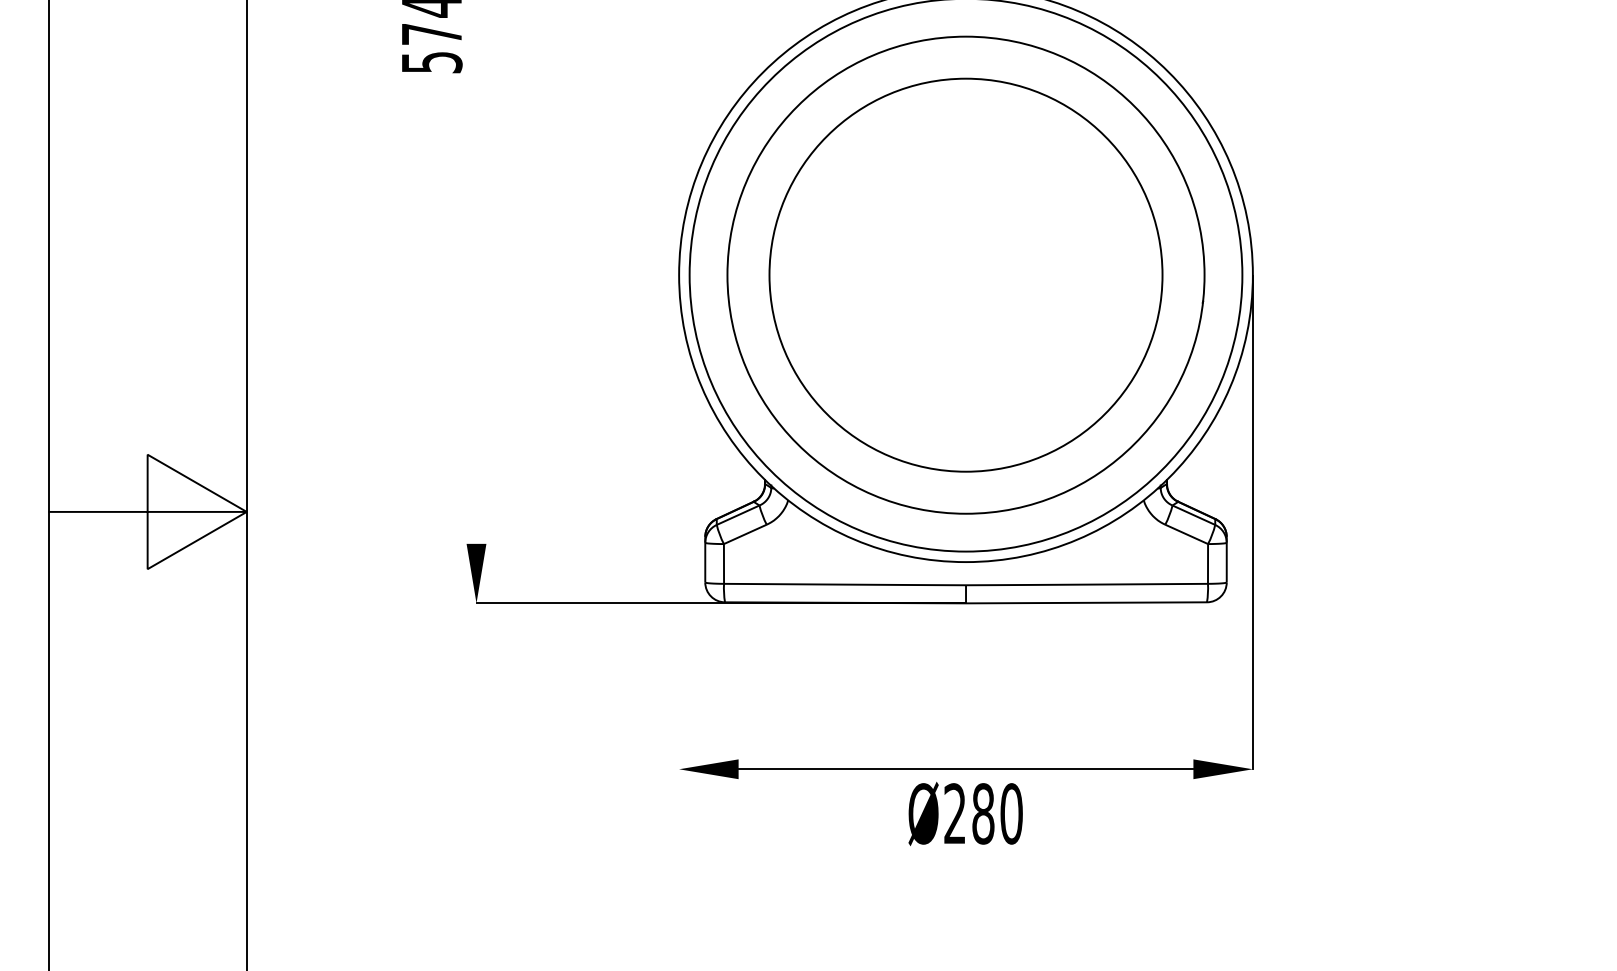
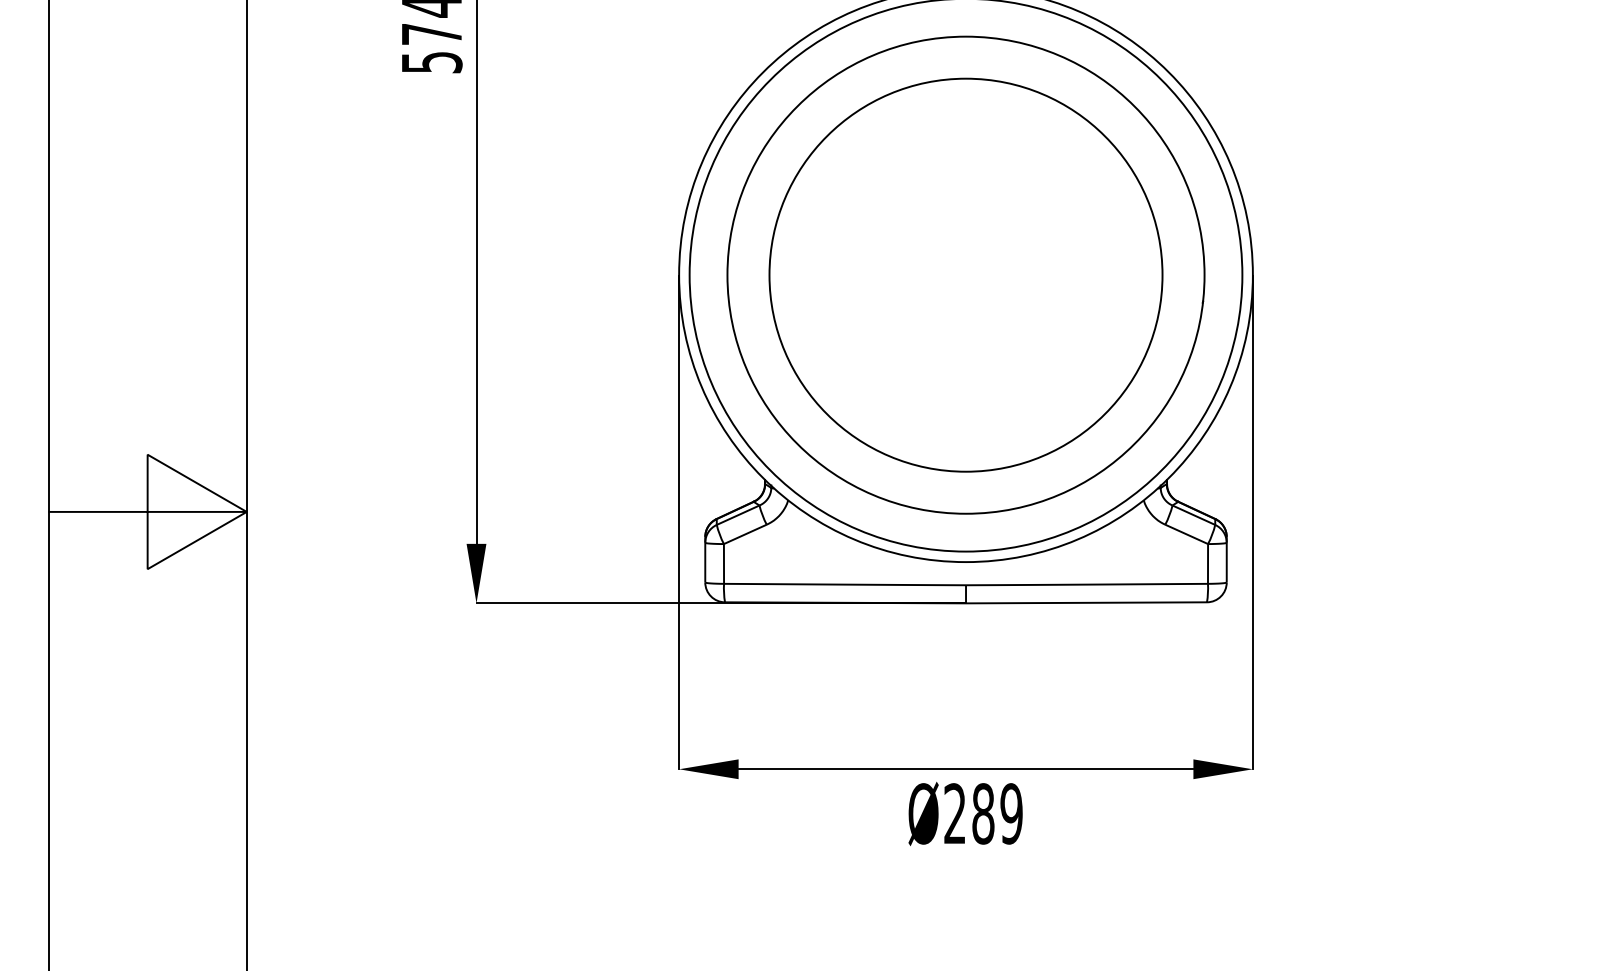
line: none -> present (476, 272)
line: none -> present (679, 522)
text: Ø280 -> Ø289 (1011, 813)
